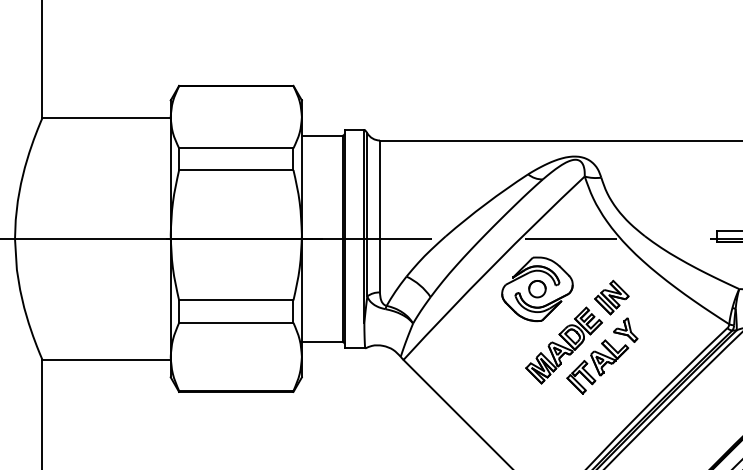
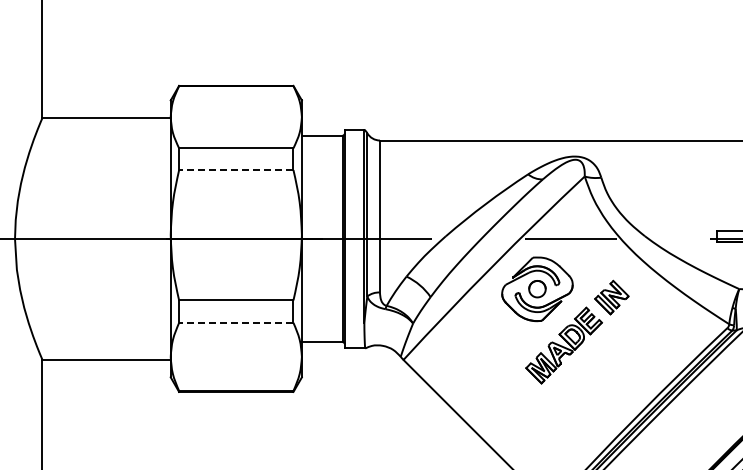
line: solid -> dashed (235, 170)
line: solid -> dashed (235, 322)
part: present -> none (602, 355)
